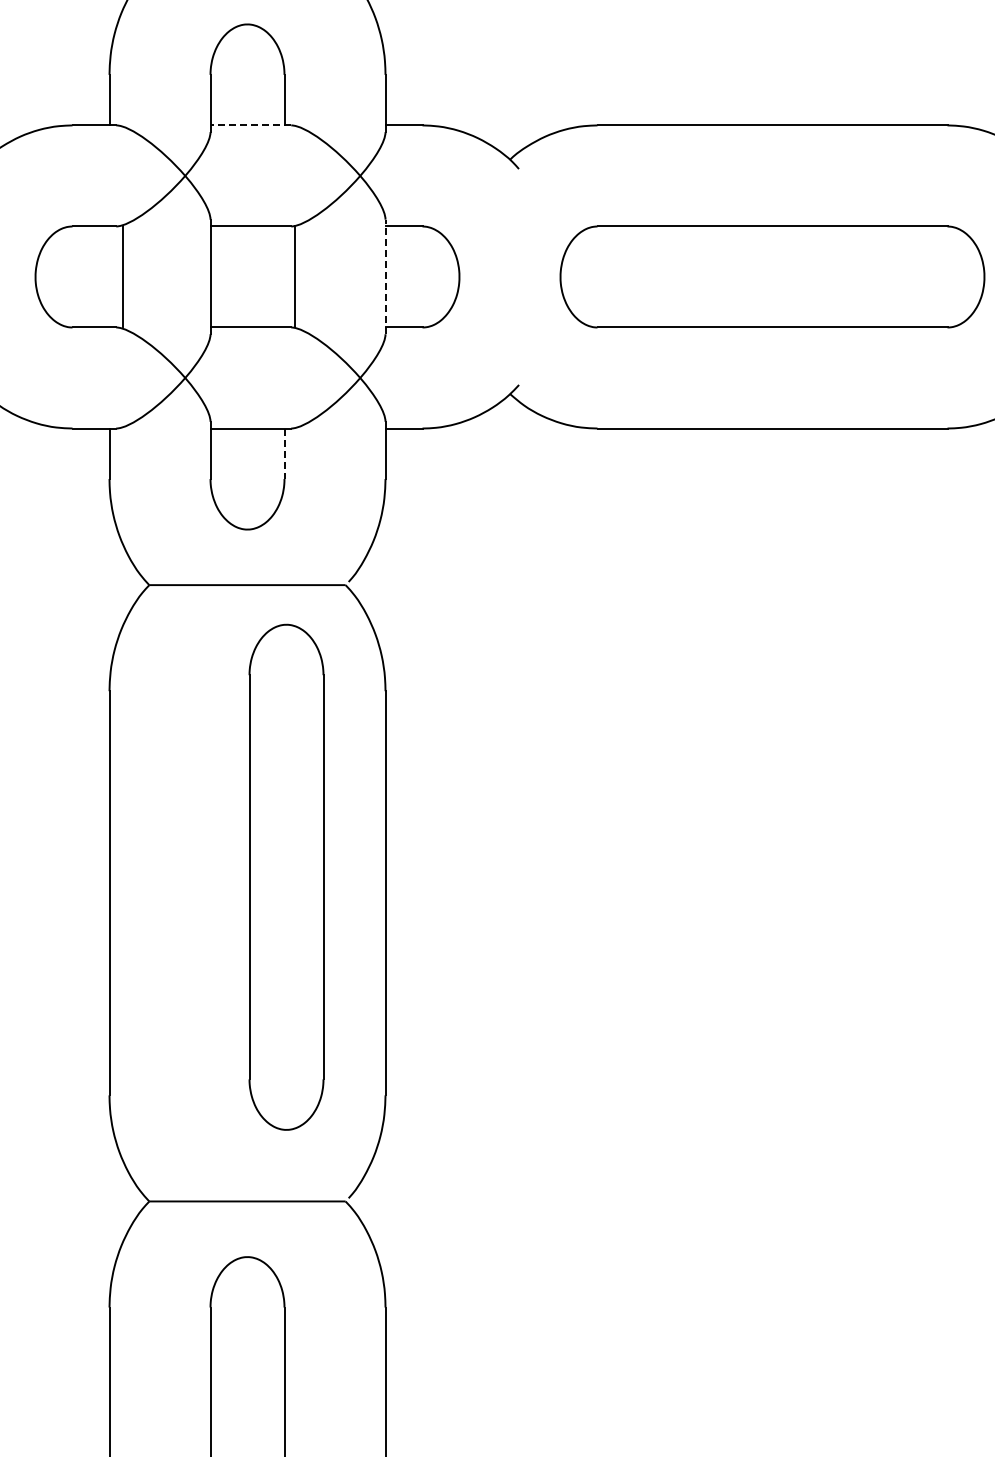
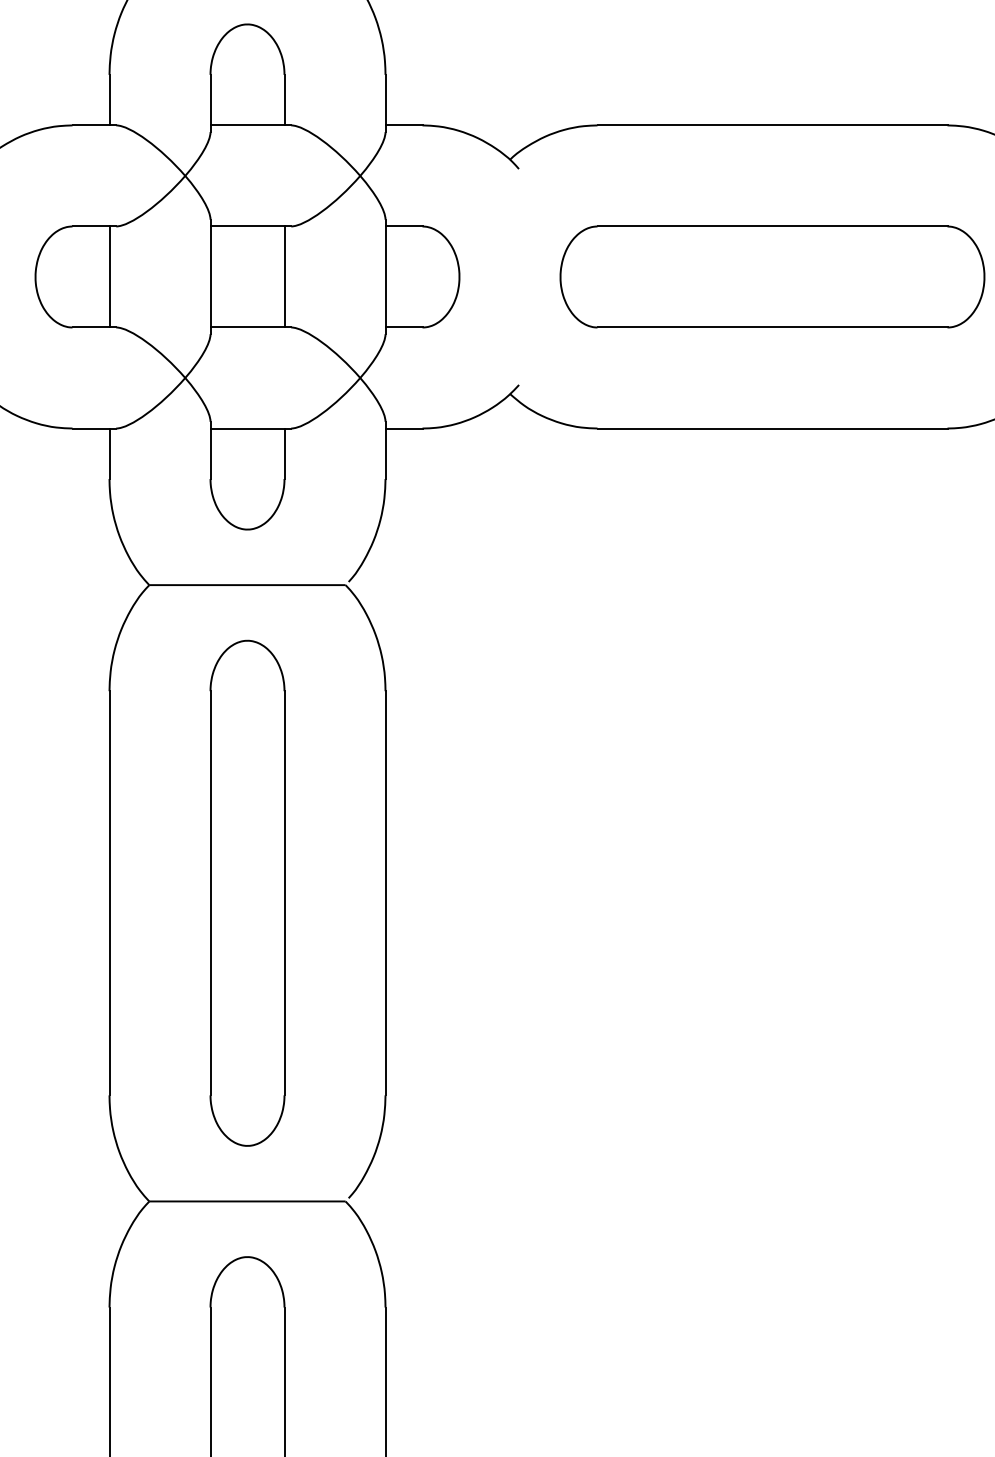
line: dashed -> solid (250, 125)
line position: (122, 276) -> (109, 276) (109, 276)
line position: (294, 276) -> (284, 276) (284, 276)
line: dashed -> solid (385, 276)
line: dashed -> solid (284, 454)
part position: (286, 876) -> (247, 892) (247, 892)
